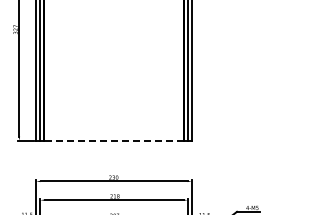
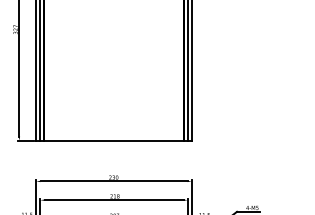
line: dashed -> solid (114, 140)
